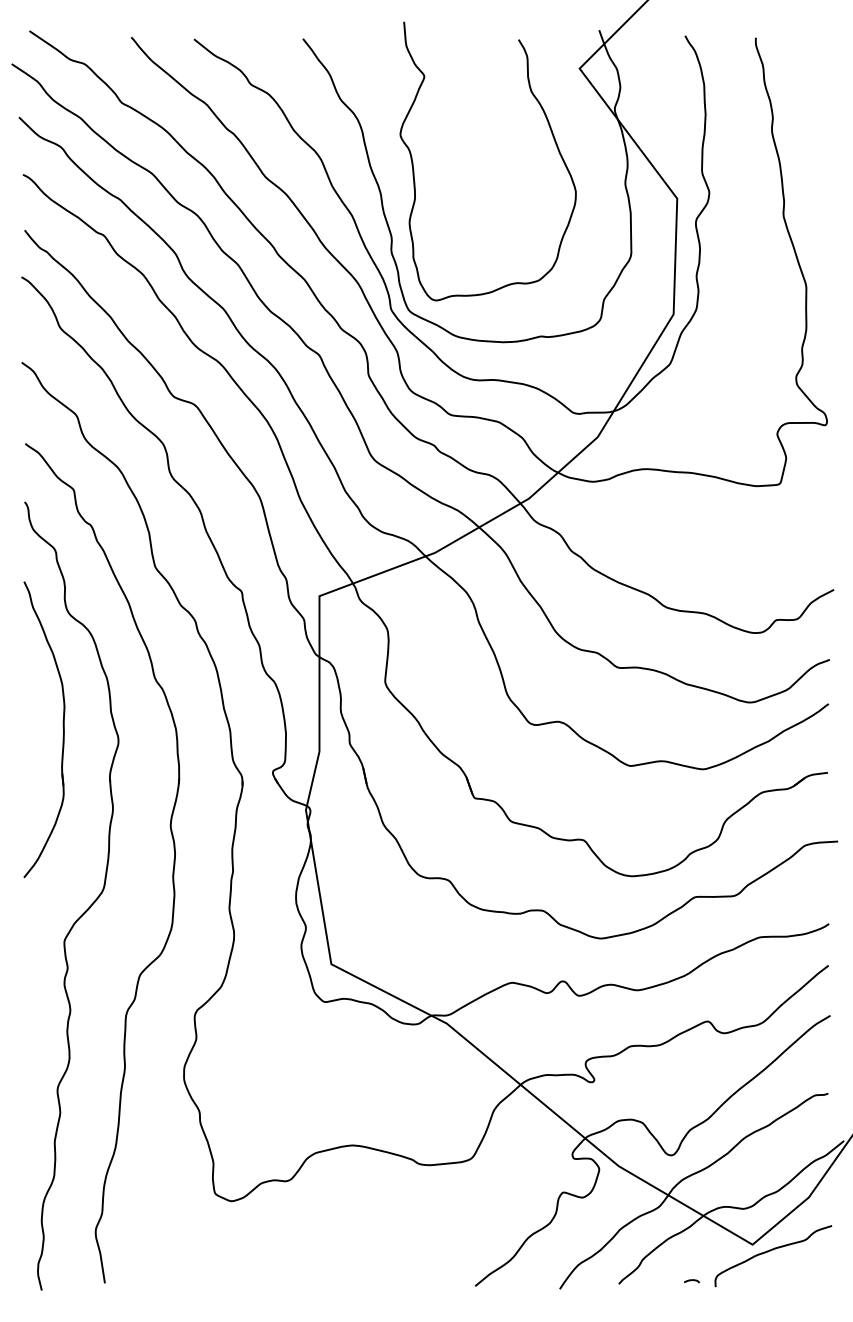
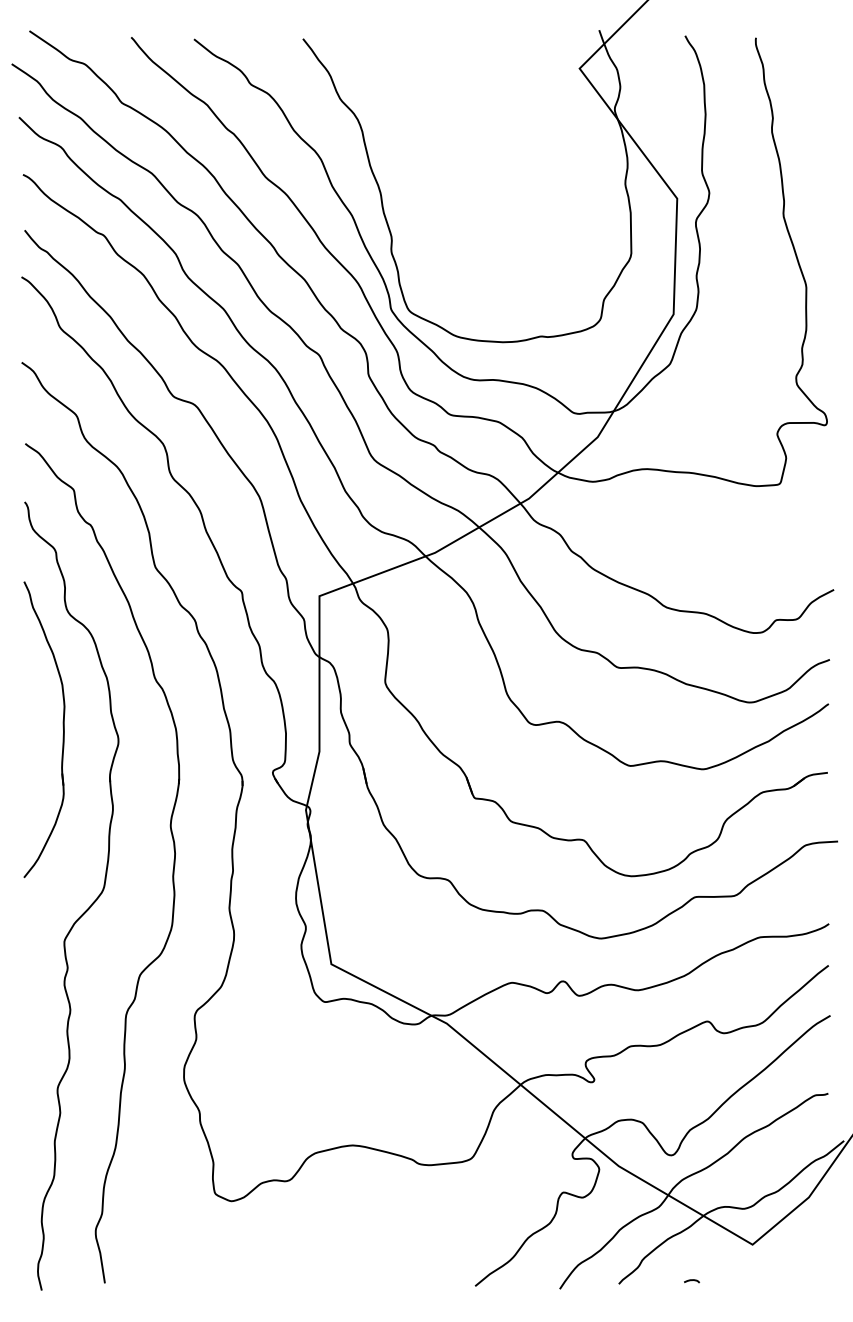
curve: present -> none (553, 139)
curve: present -> none (770, 1251)
